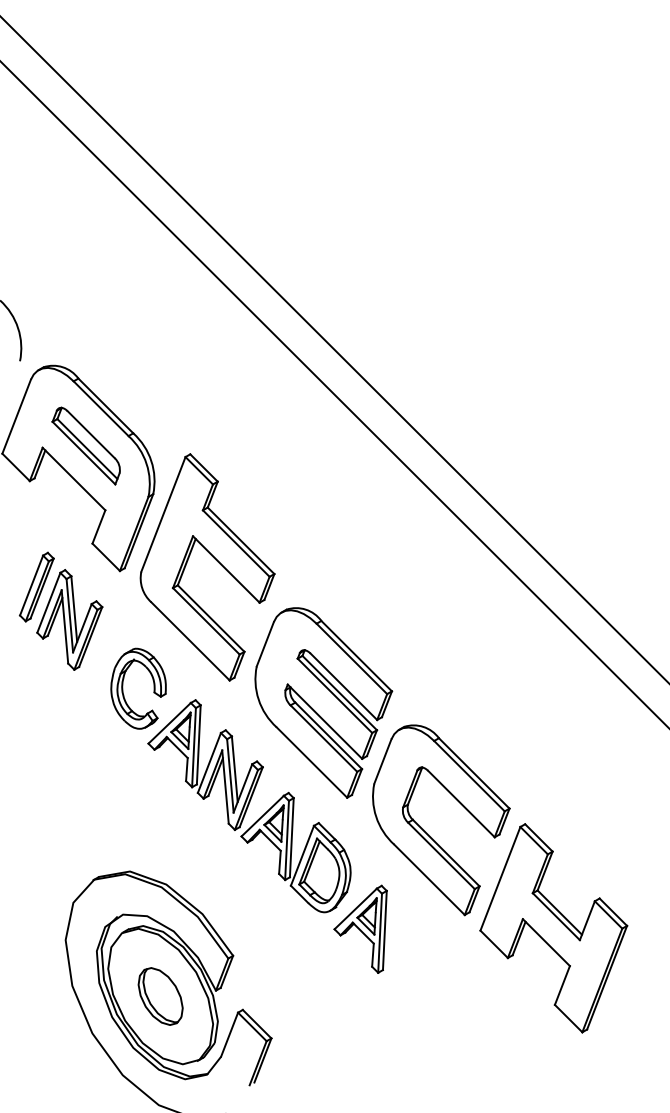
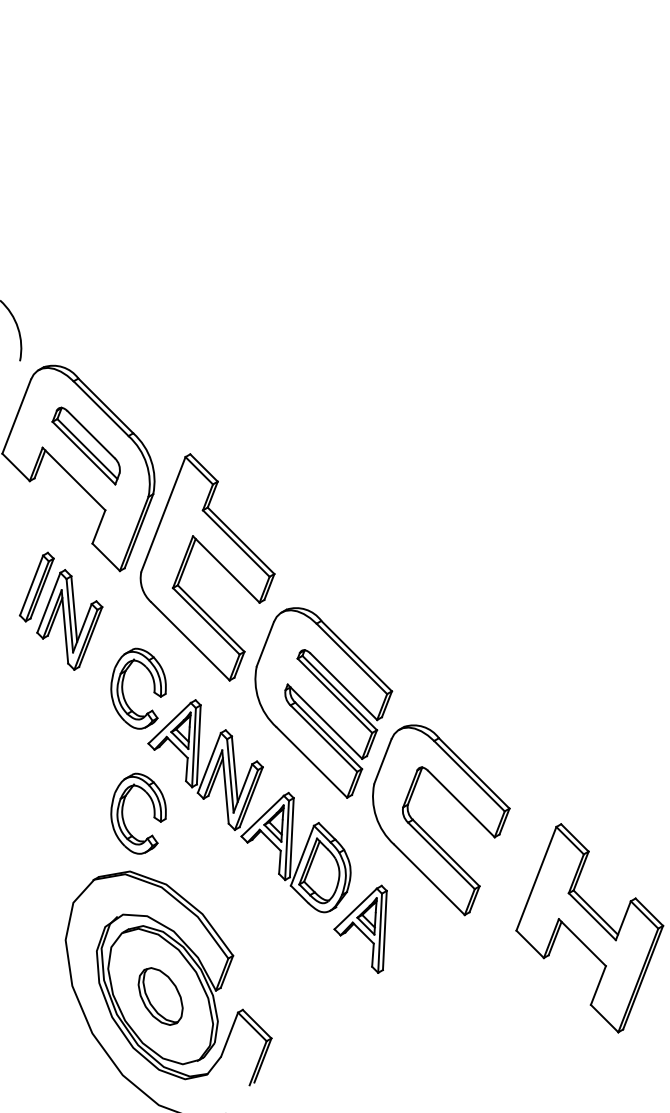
line: present -> none (334, 349)
line: present -> none (334, 394)
part: none -> present (123, 813)
part position: (553, 928) -> (589, 928) (589, 928)
